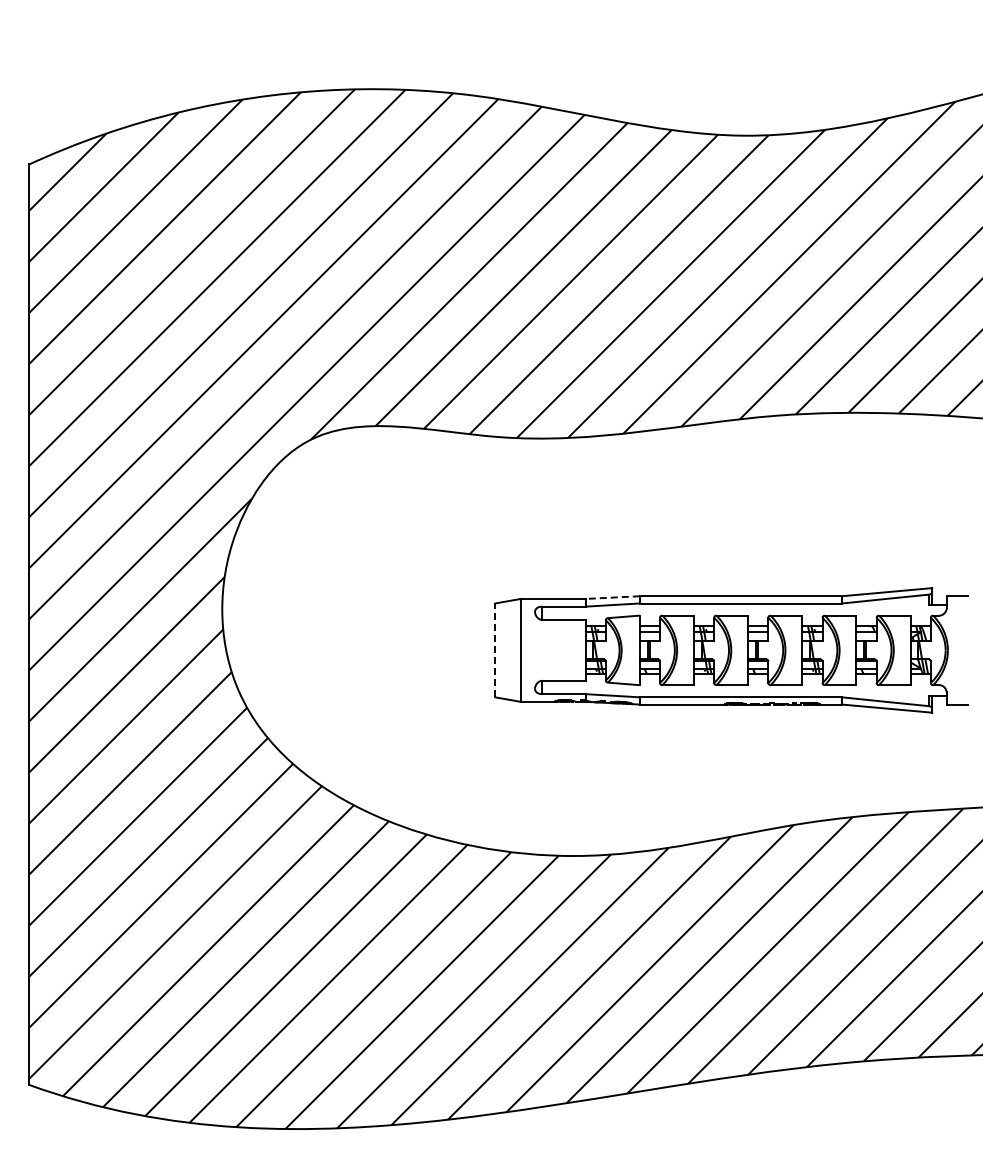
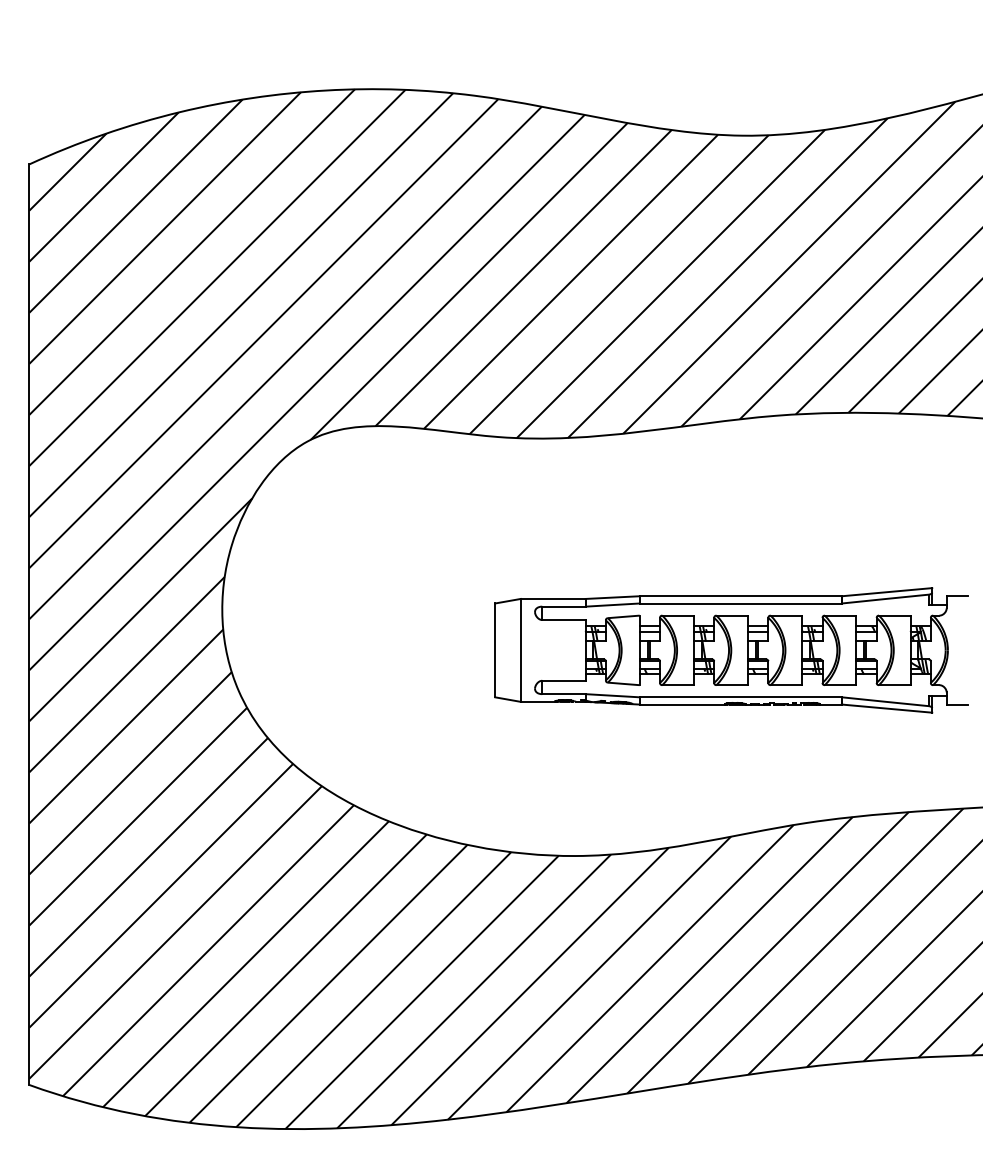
line: dashed -> solid (612, 597)
line: dashed -> solid (495, 650)
